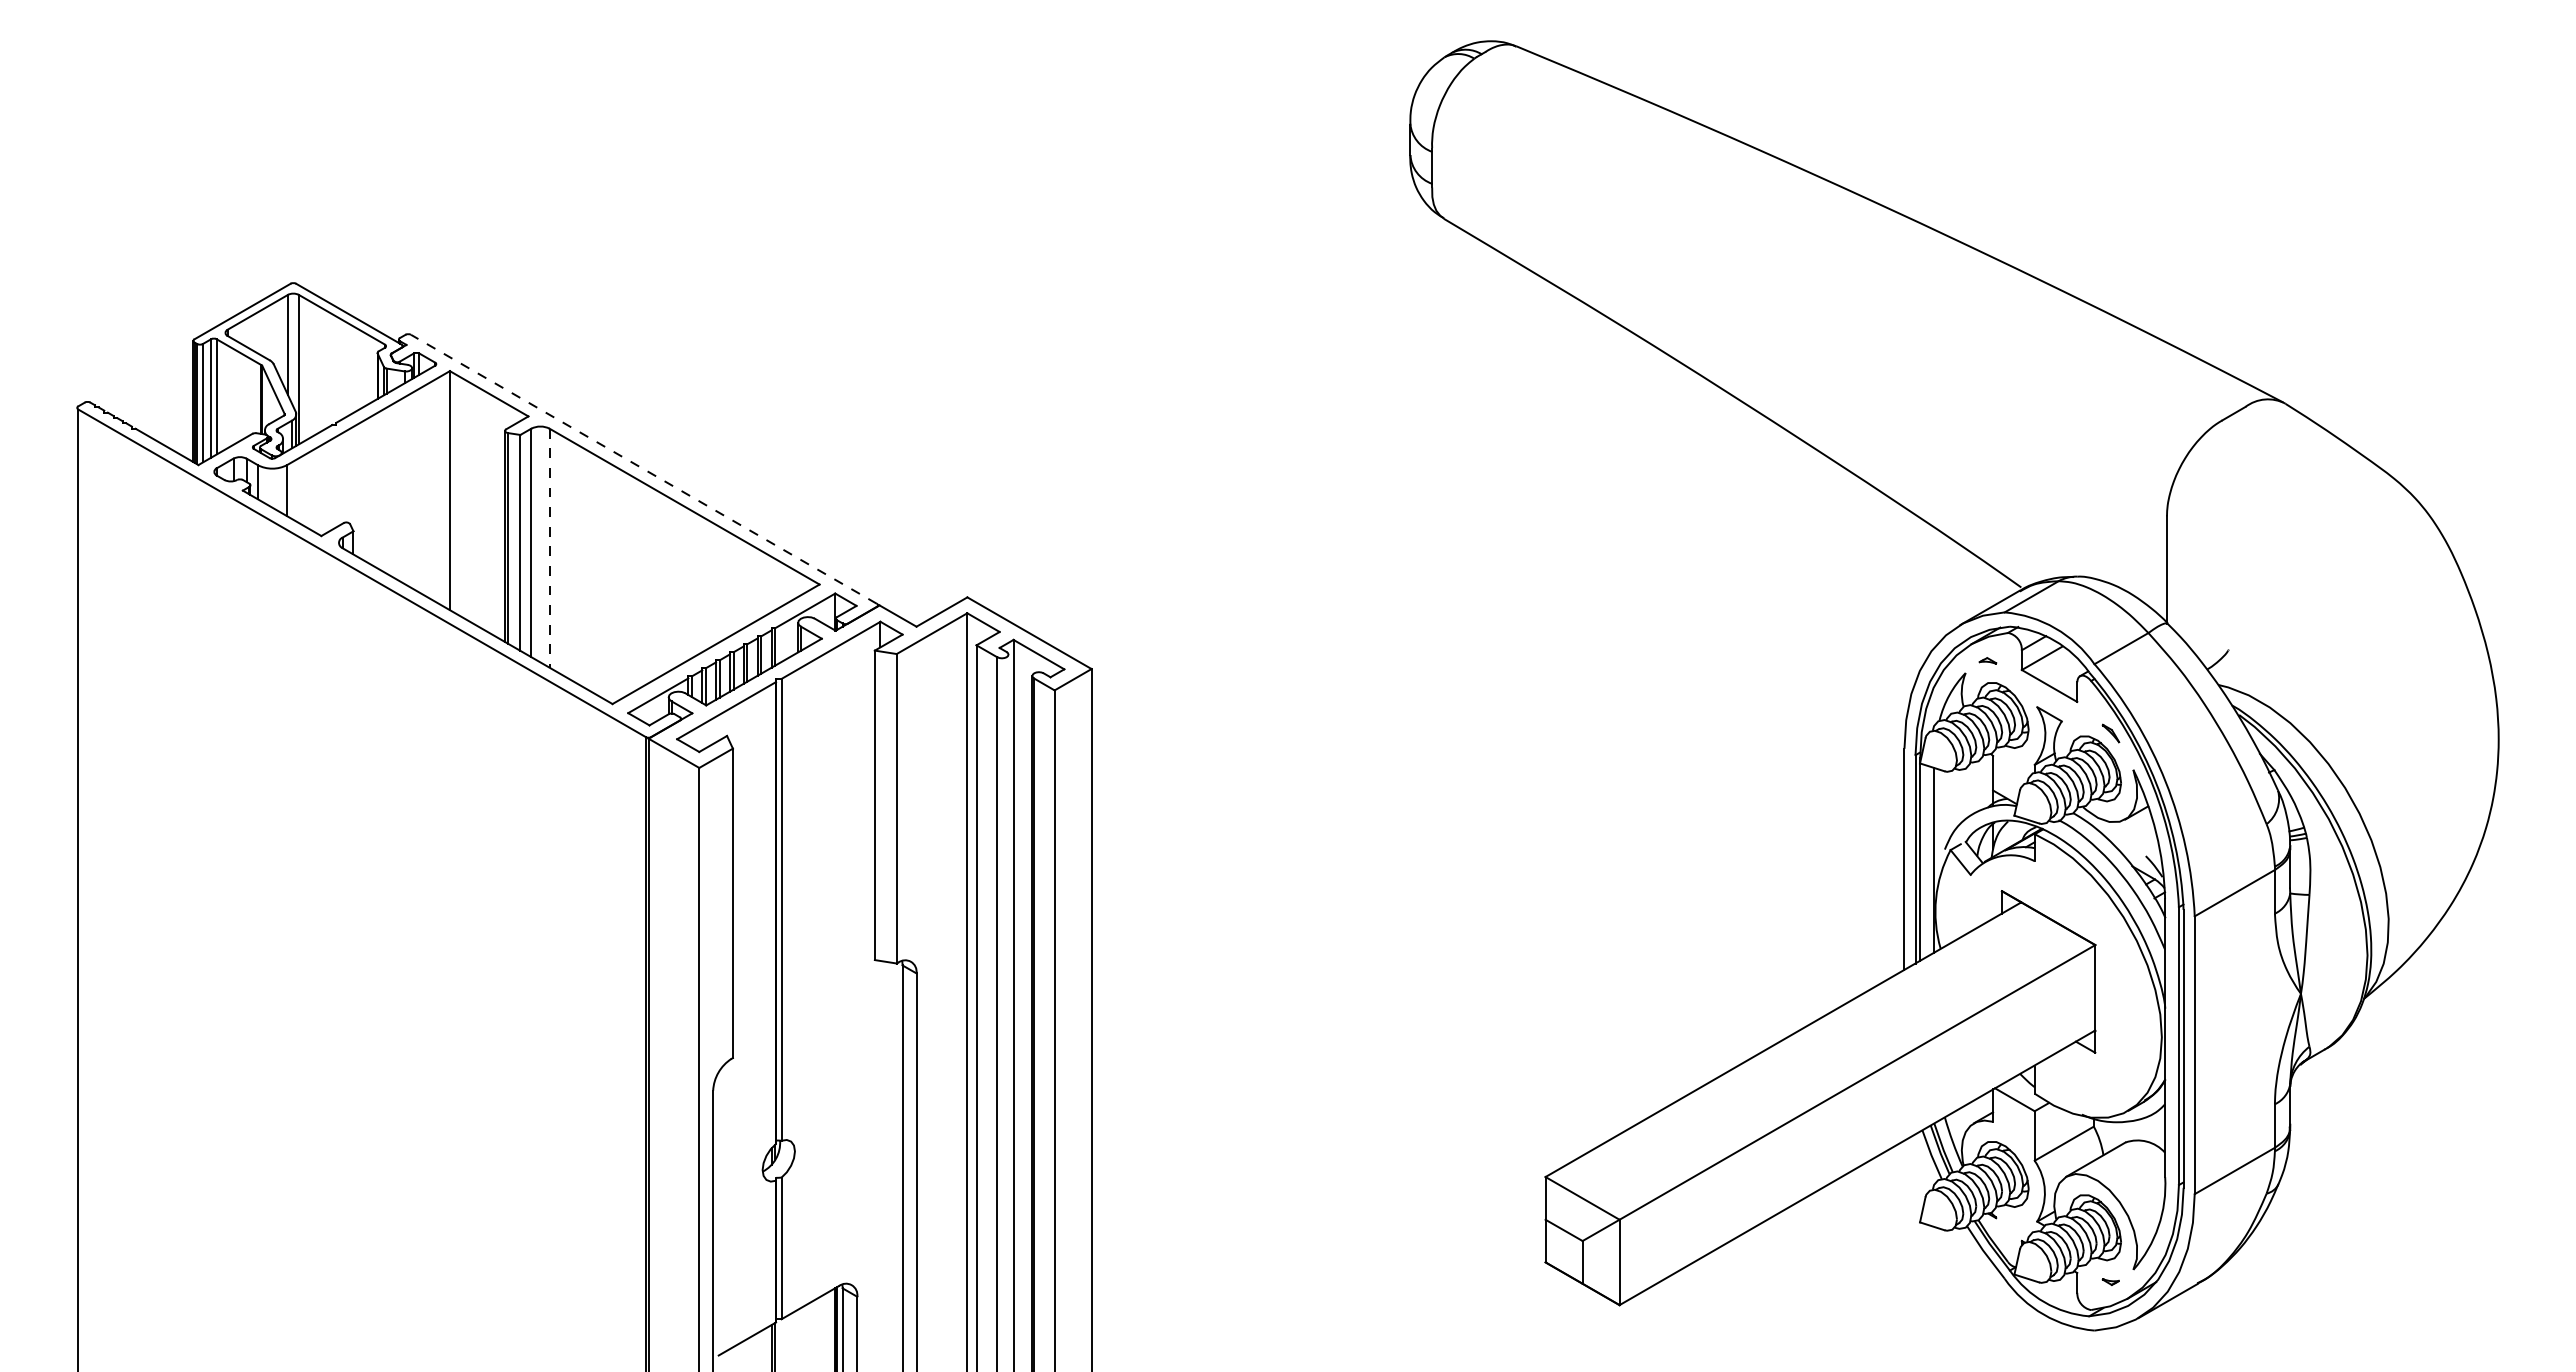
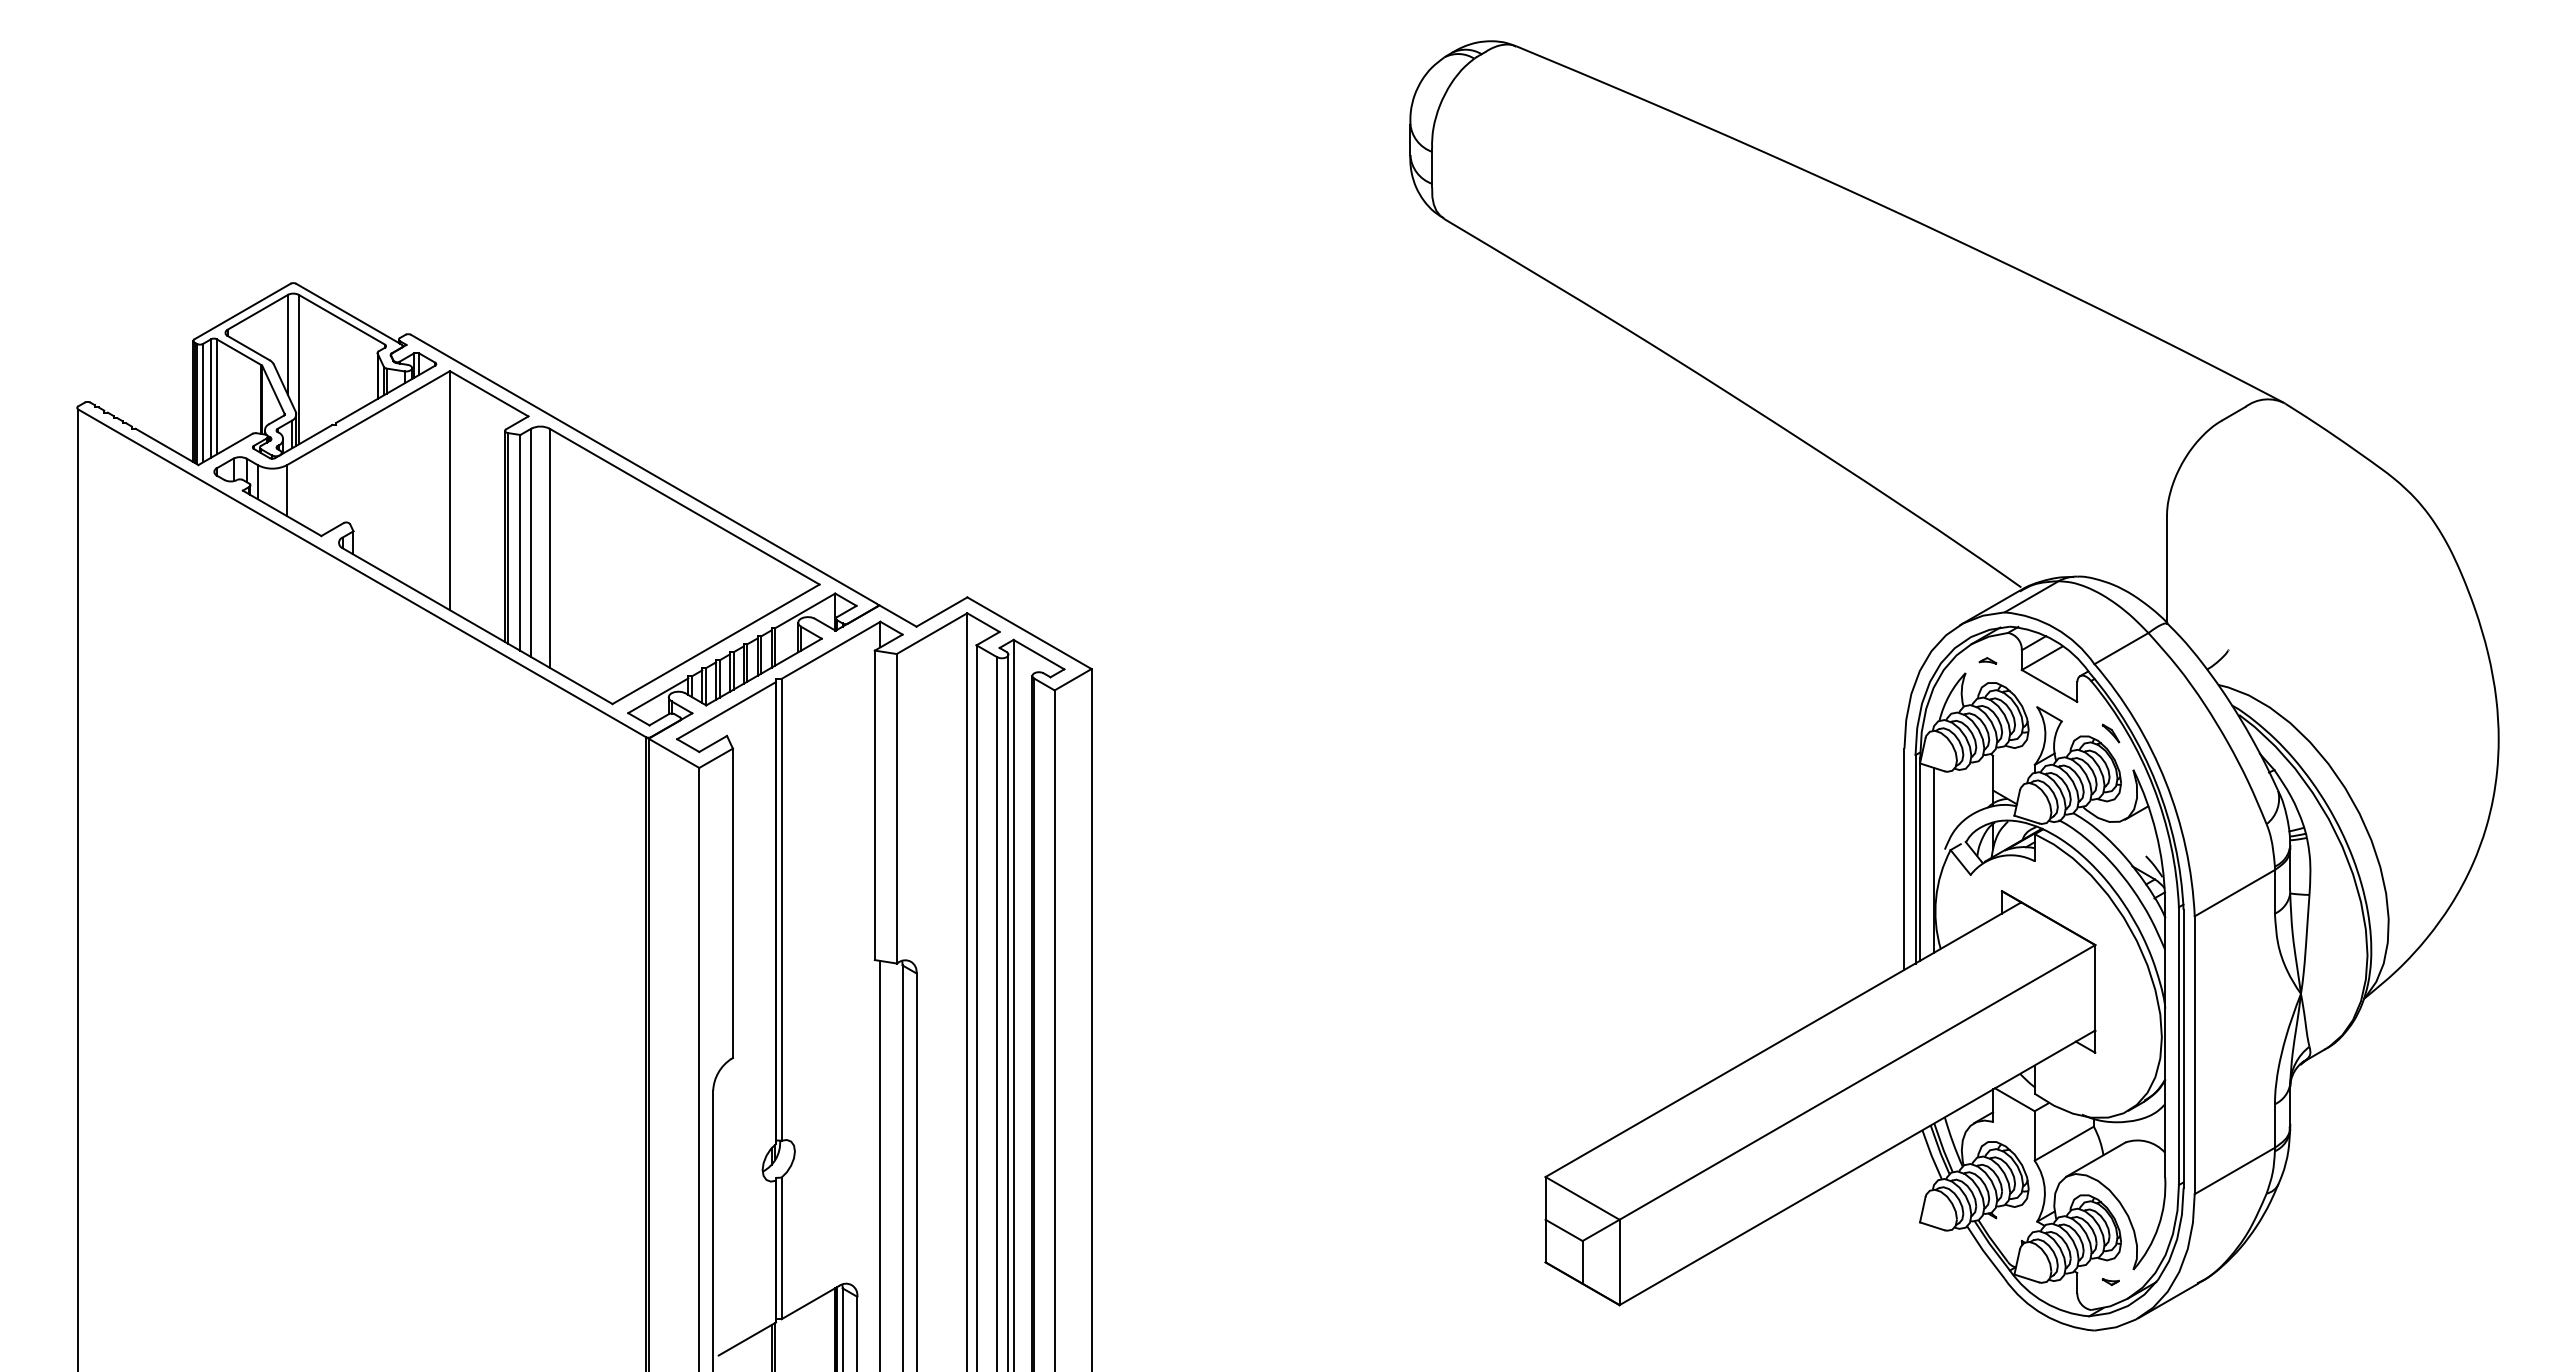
line: dashed -> solid (643, 469)
line: dashed -> solid (549, 548)
line: none -> present (1008, 1011)
line: none -> present (880, 1164)
